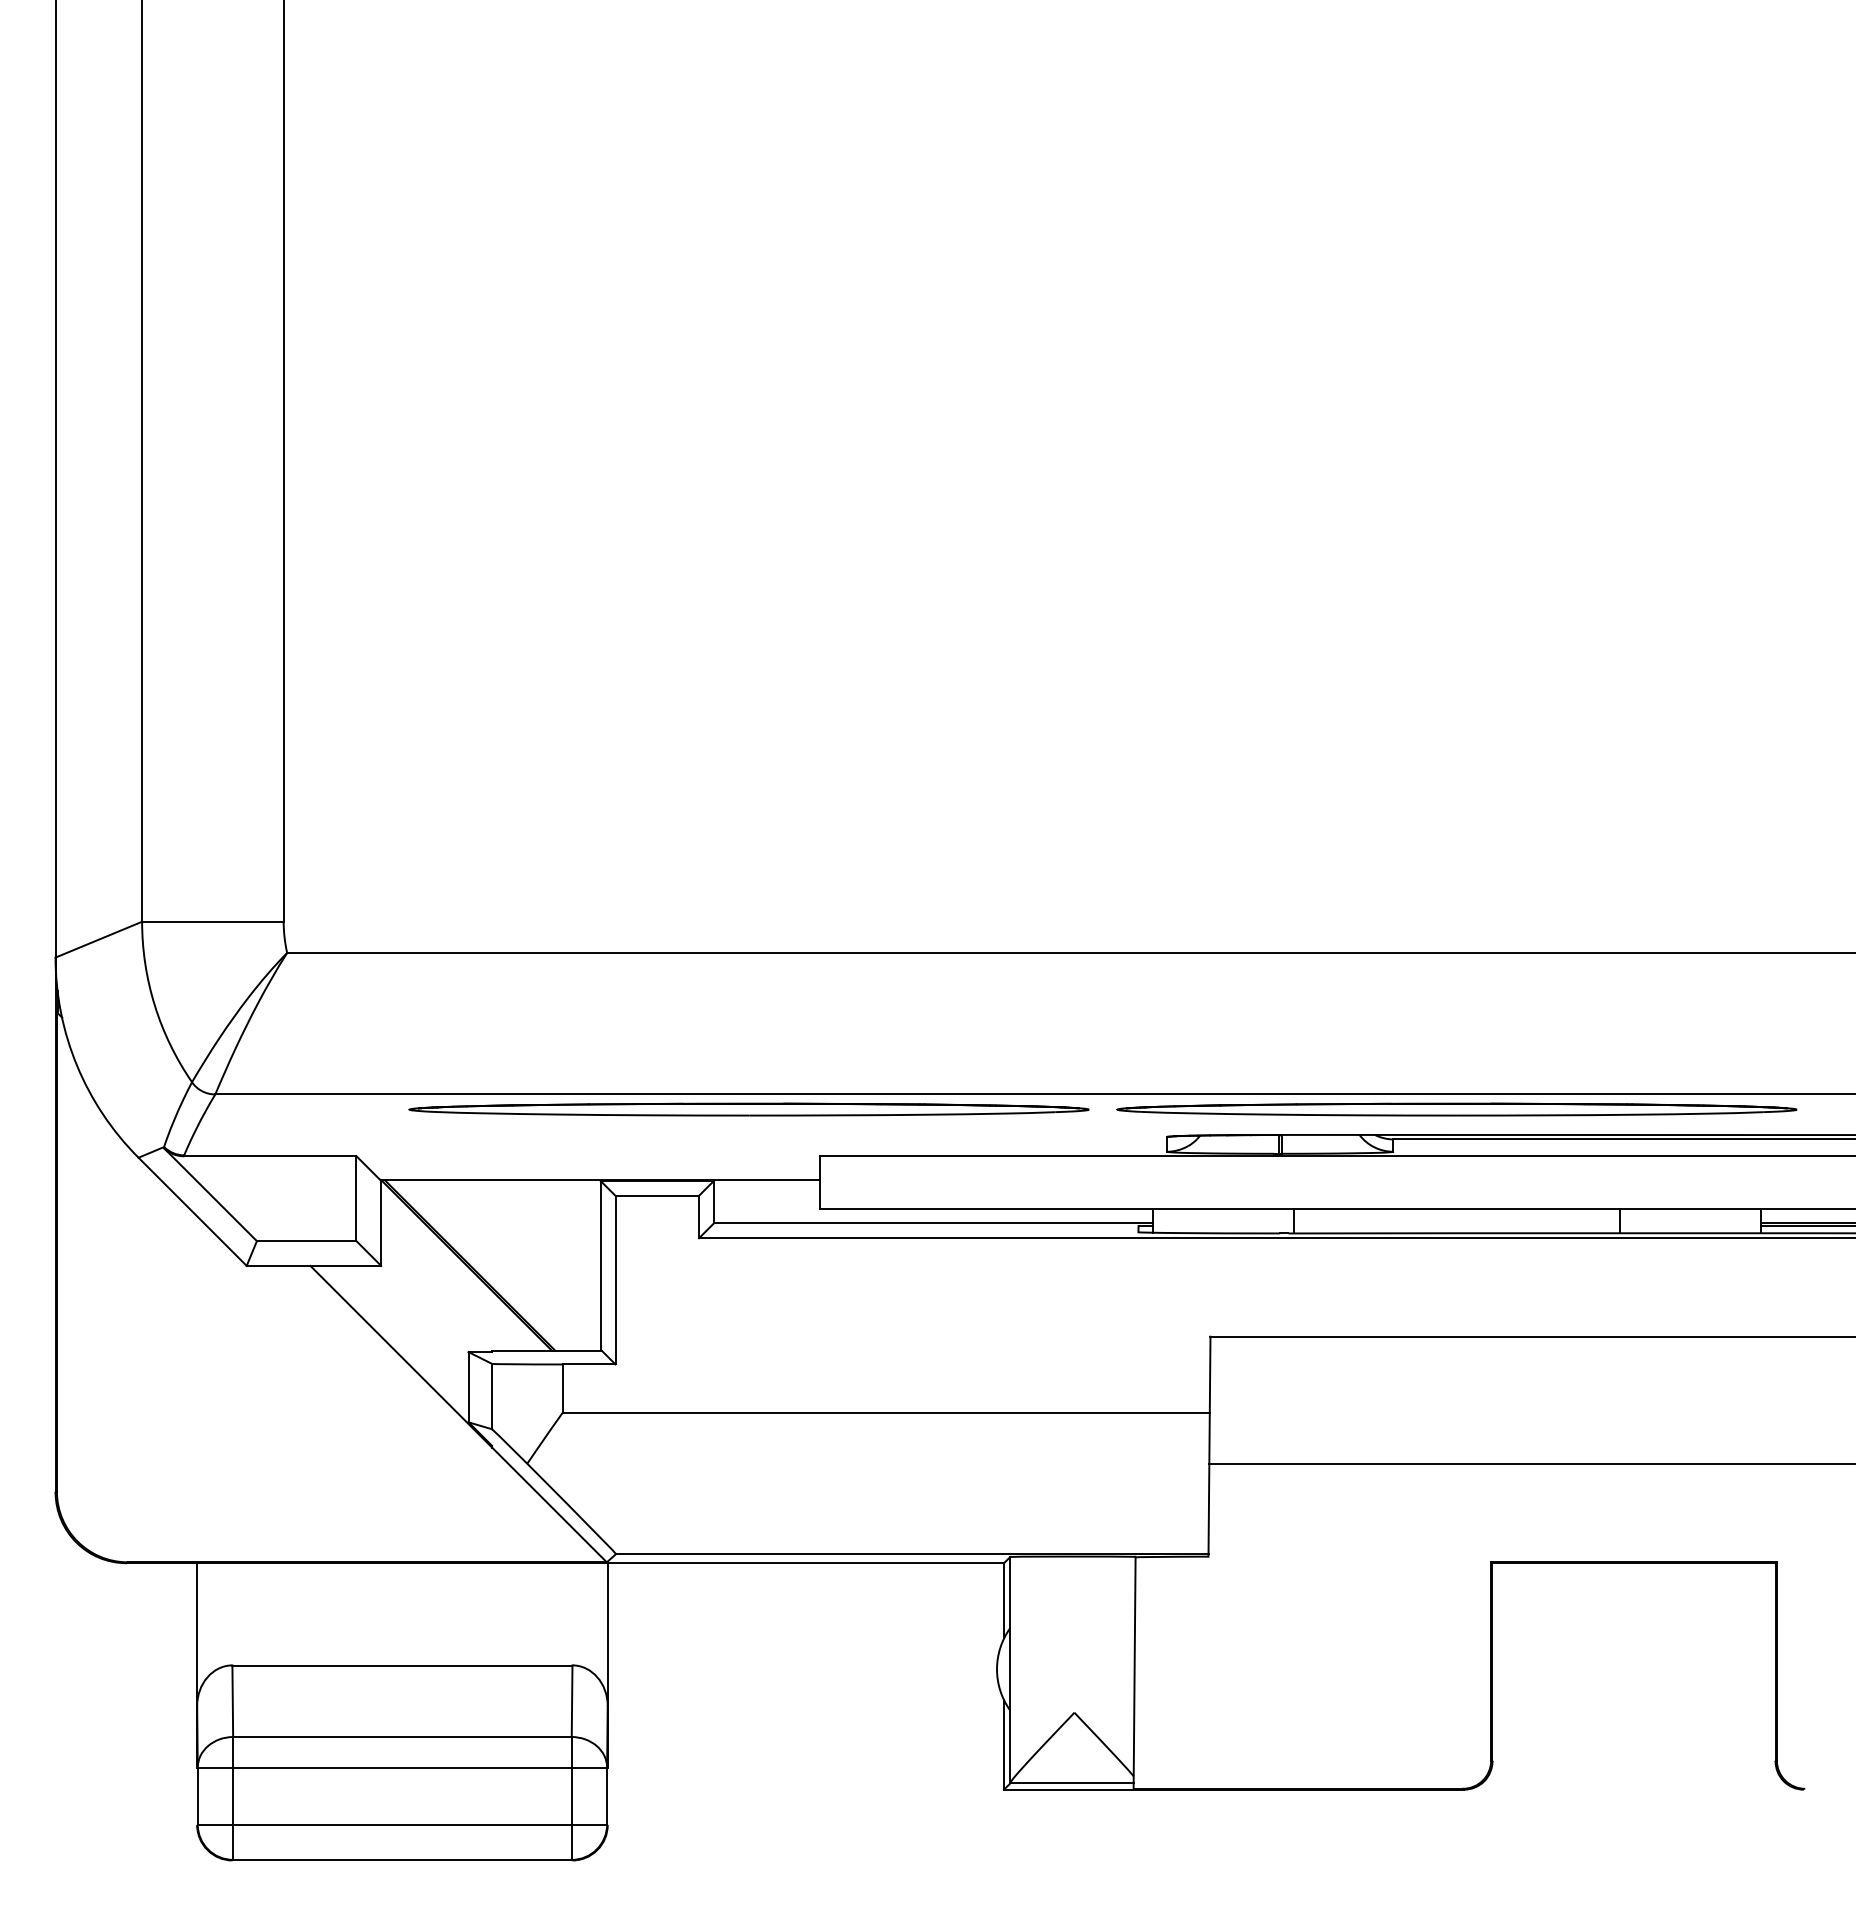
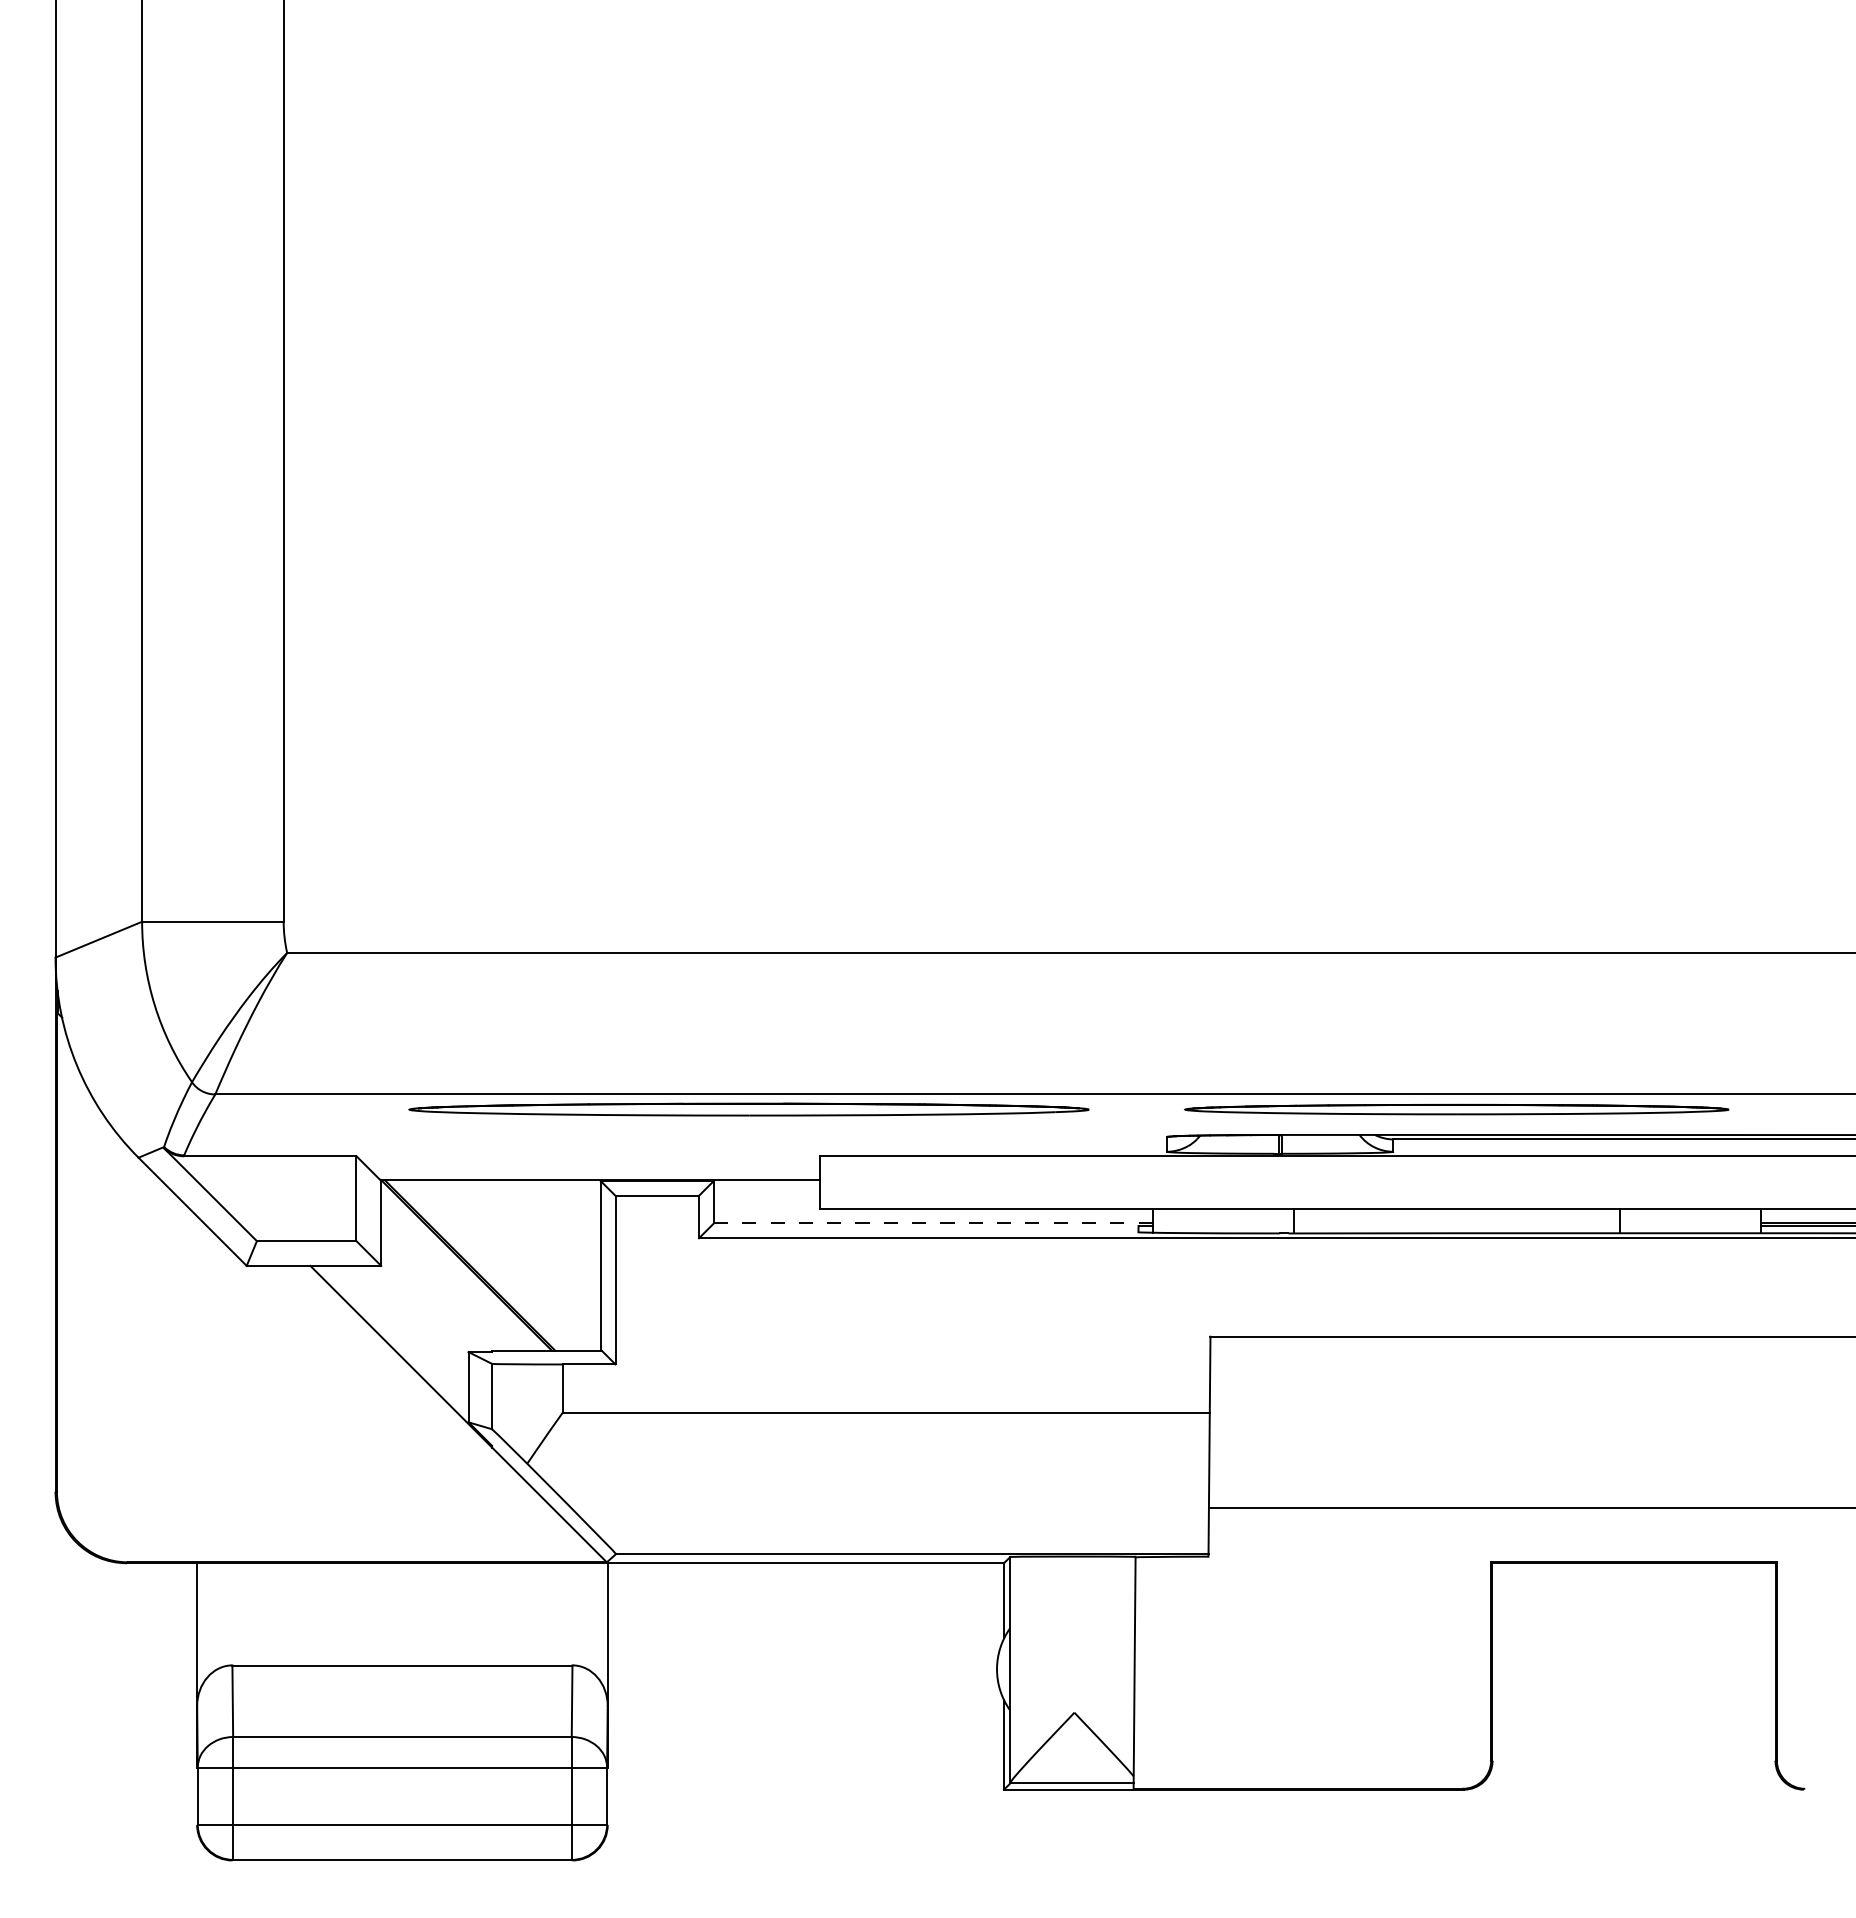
part size: 682x15 px -> 546x13 px (1456, 1109)
line: solid -> dashed (933, 1223)
line position: (1530, 1464) -> (1530, 1508) (1530, 1508)
